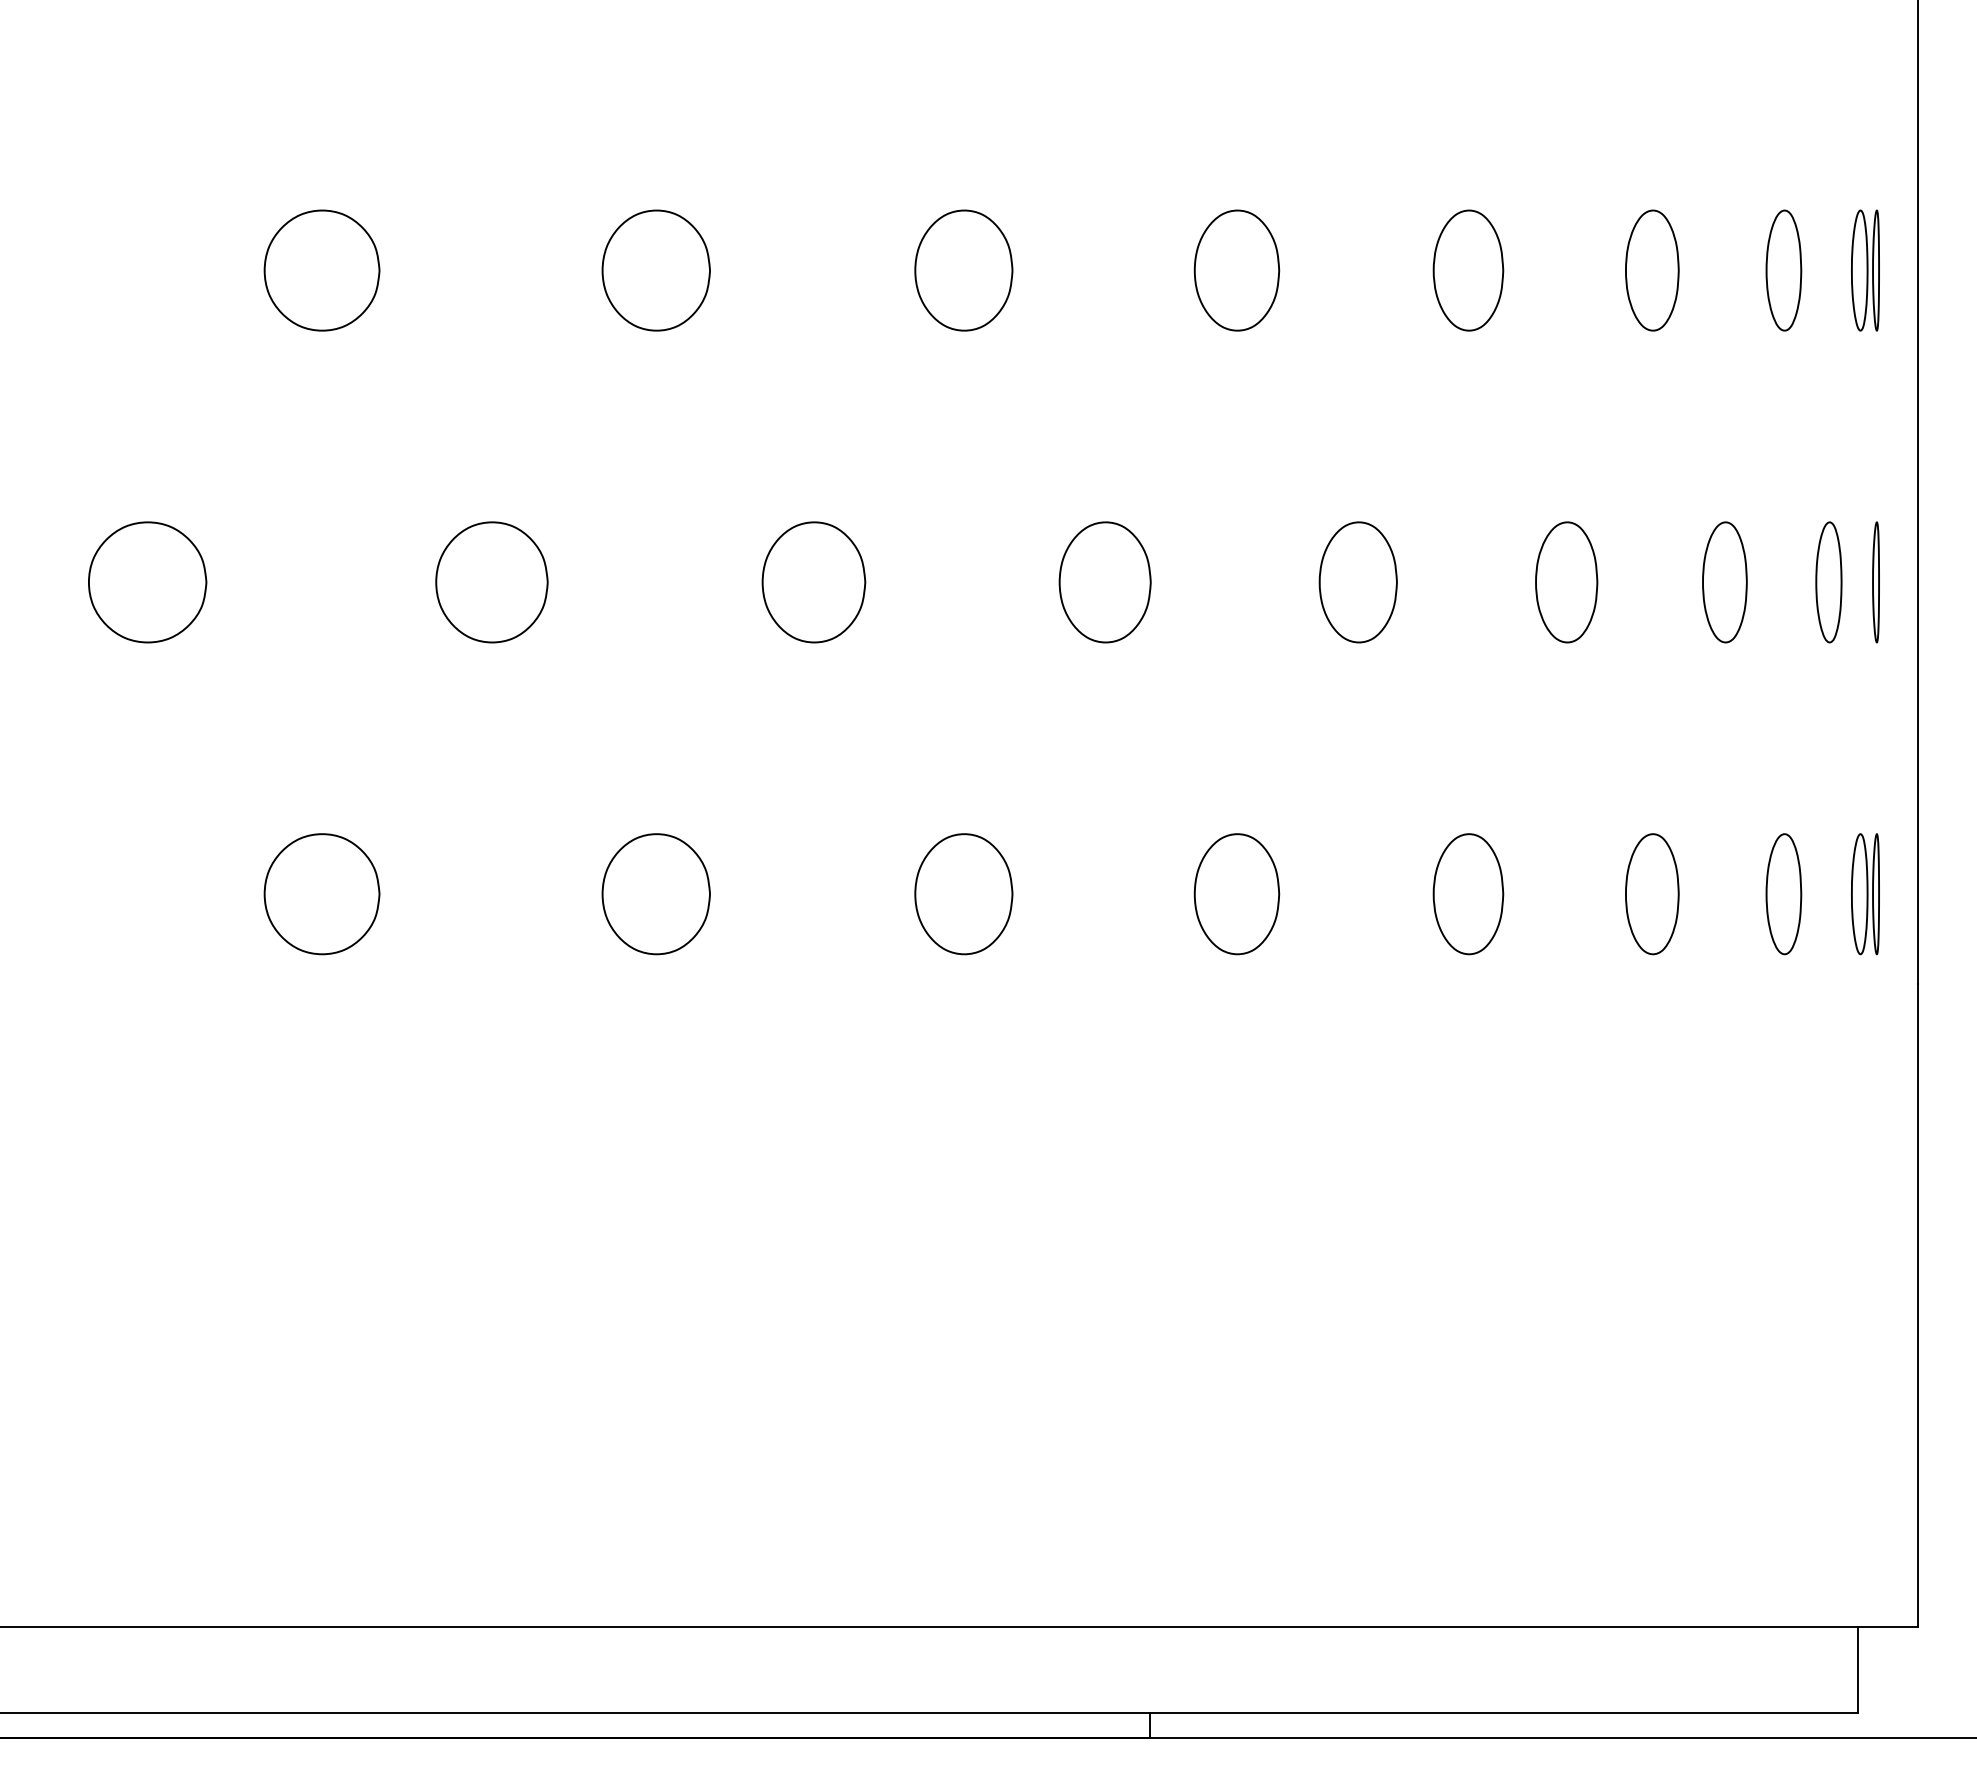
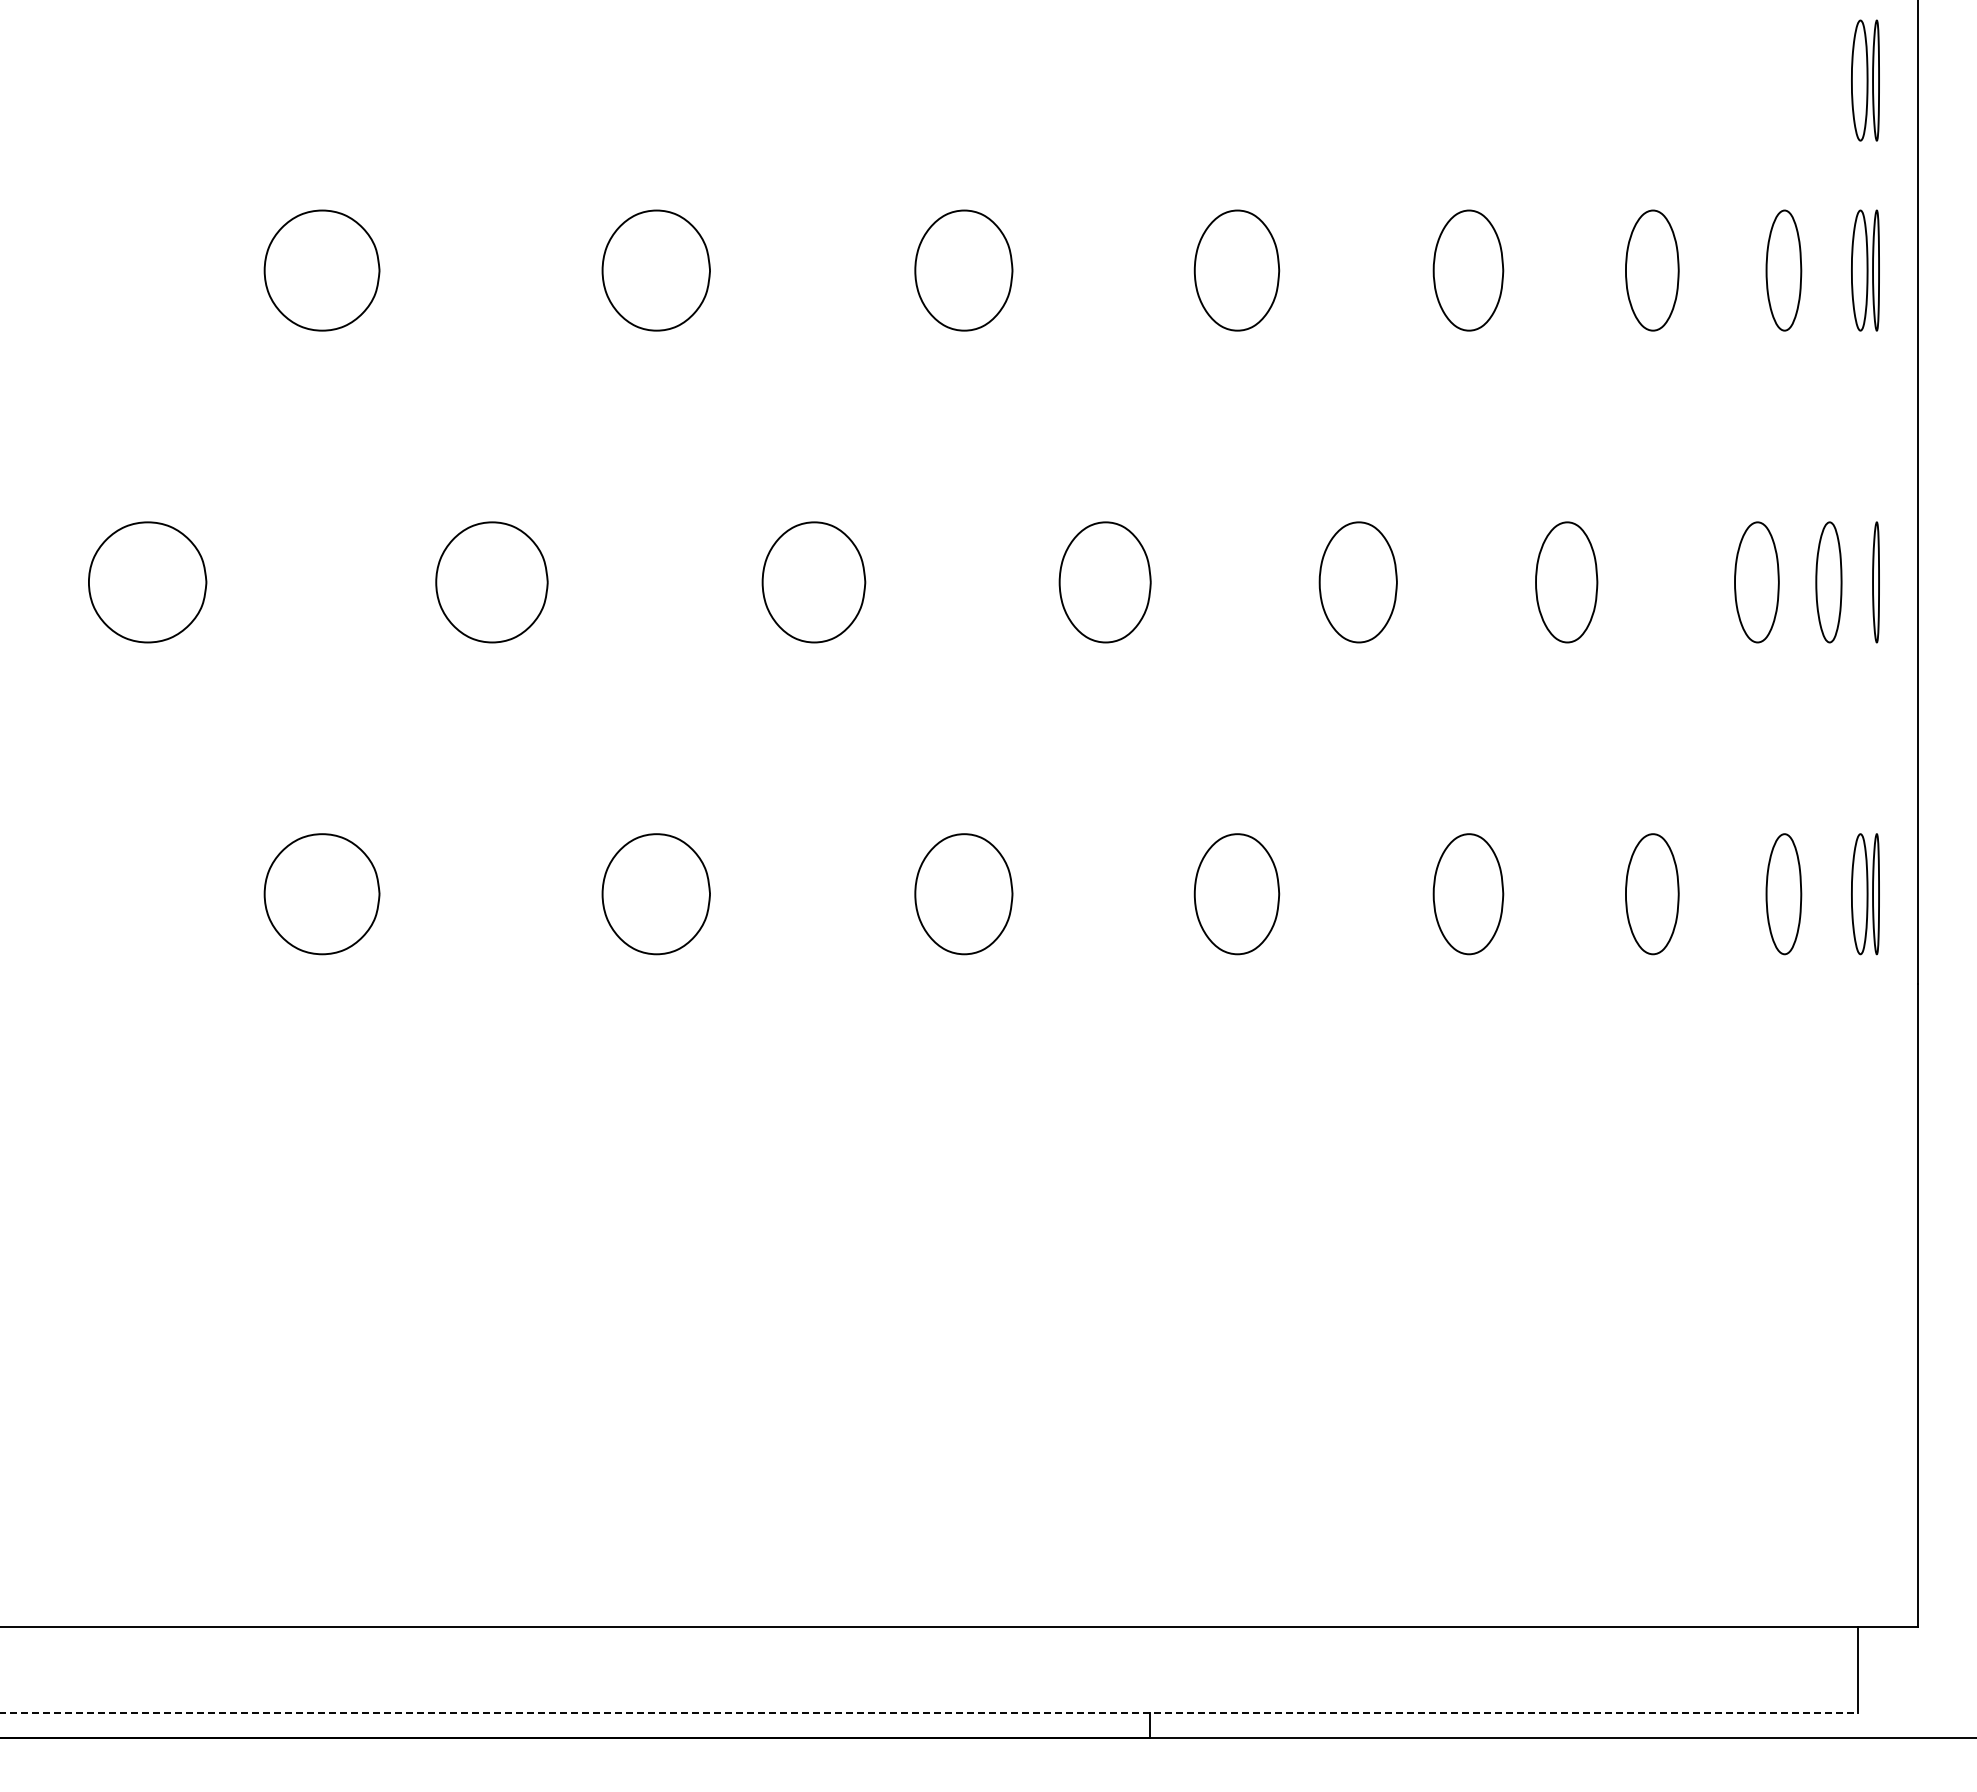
part: none -> present (1865, 80)
part position: (1724, 582) -> (1756, 582) (1756, 582)
line: solid -> dashed (928, 1712)
